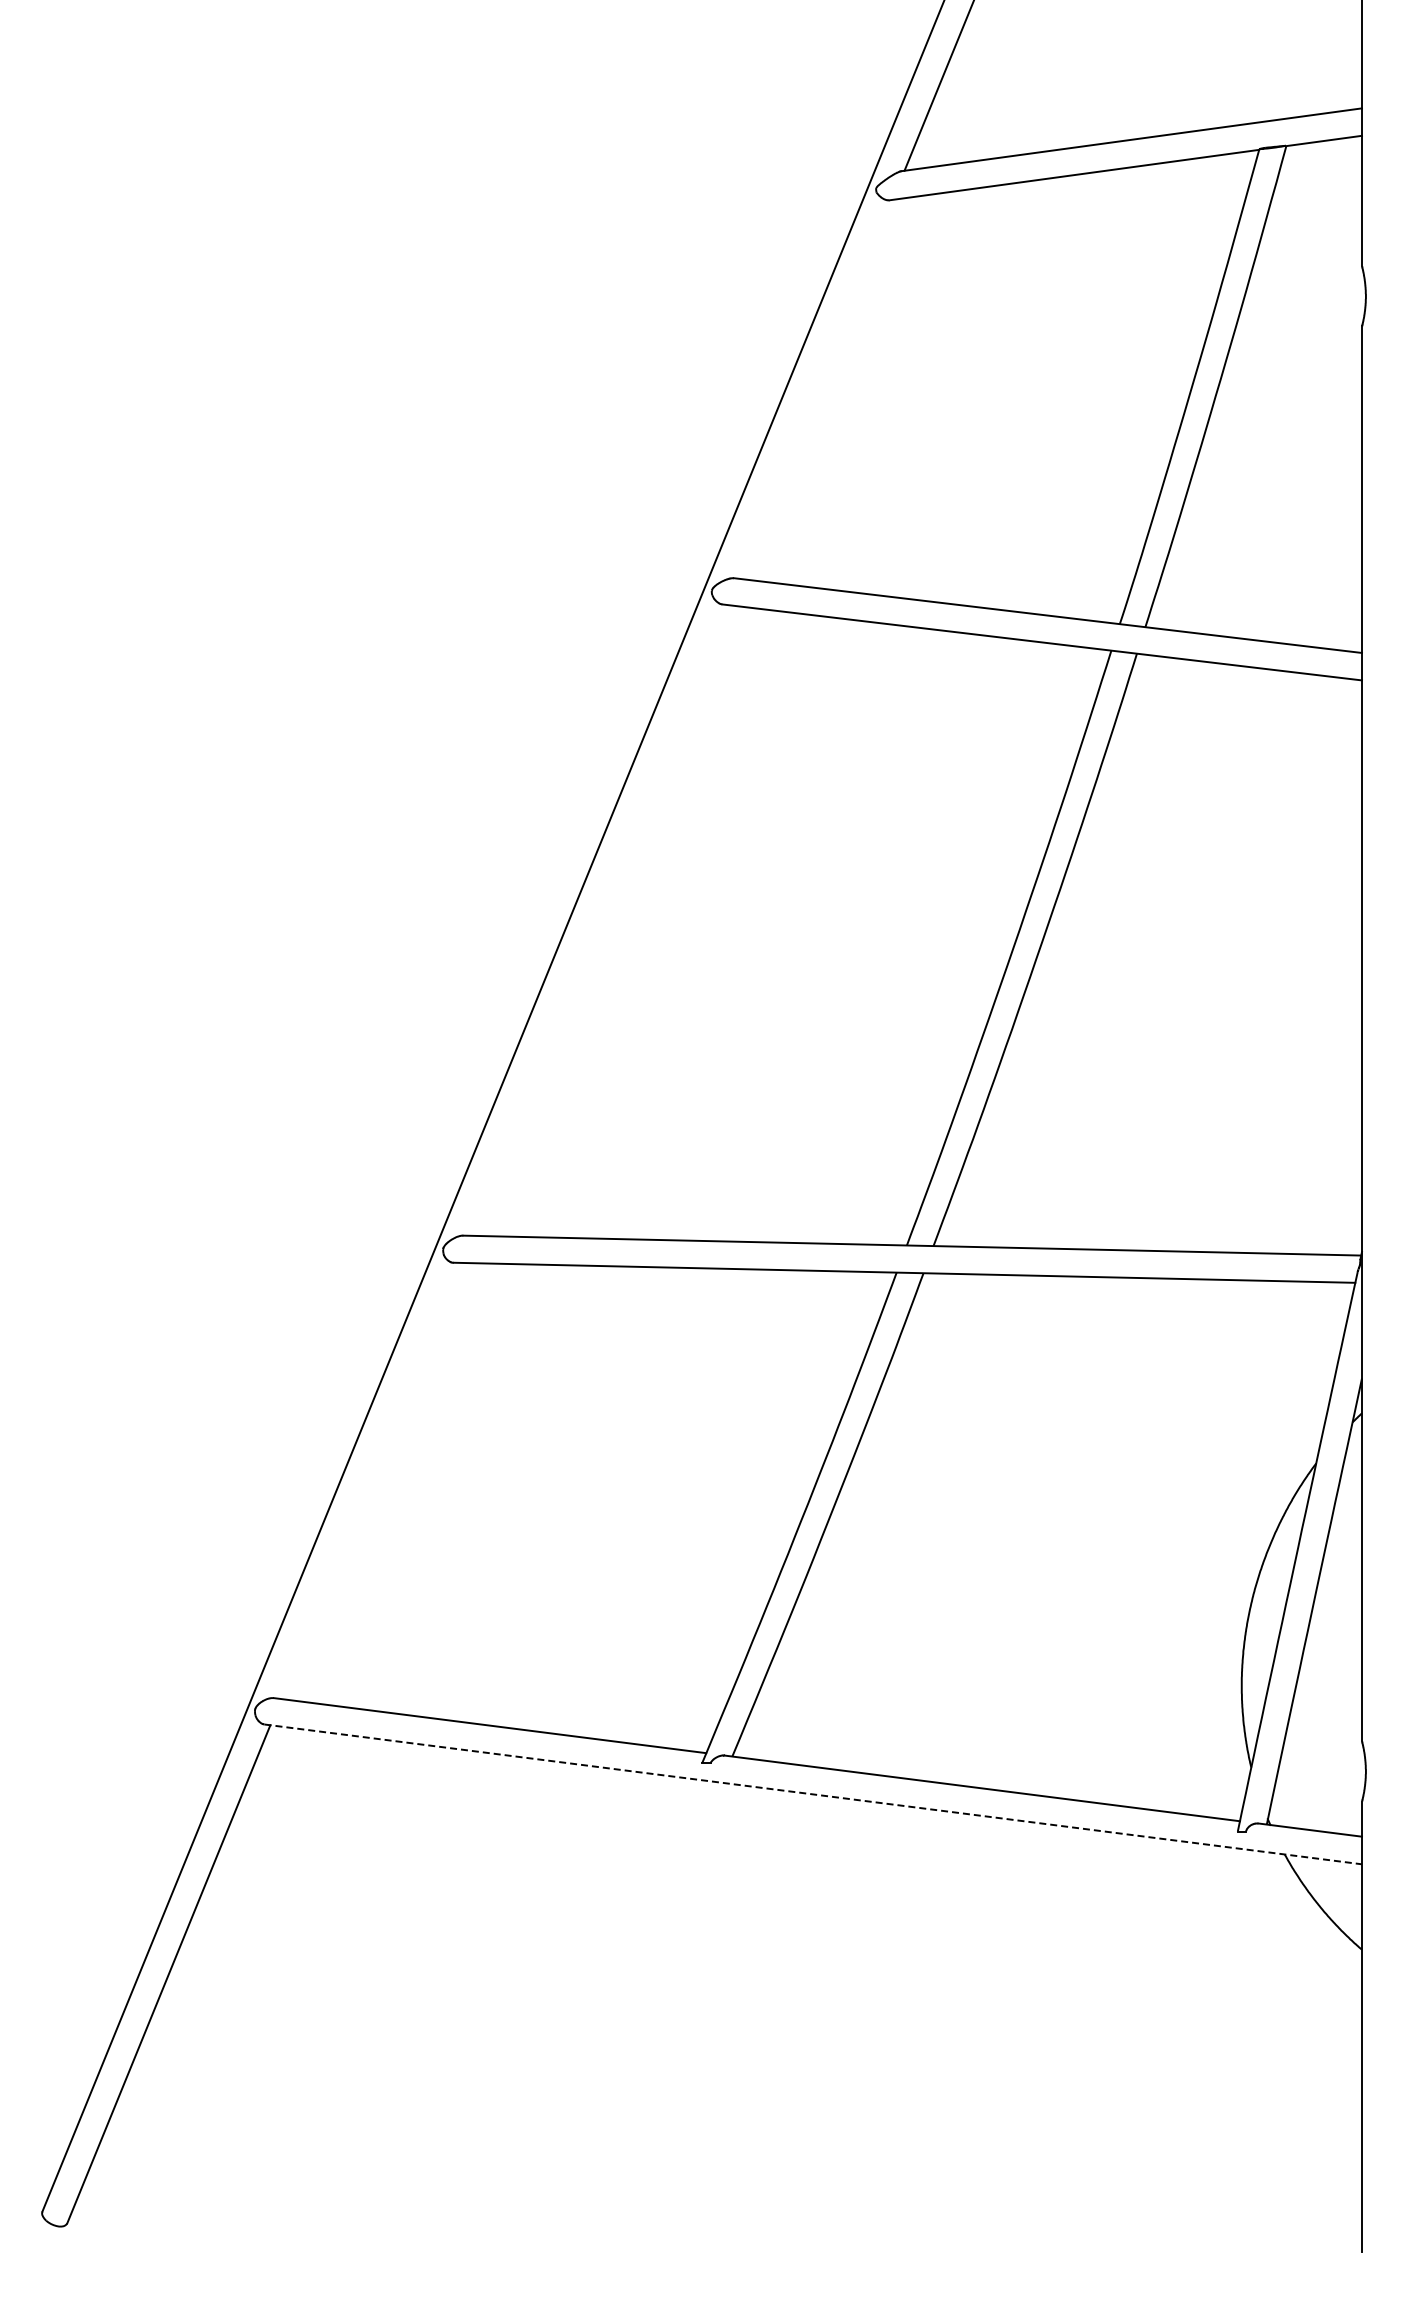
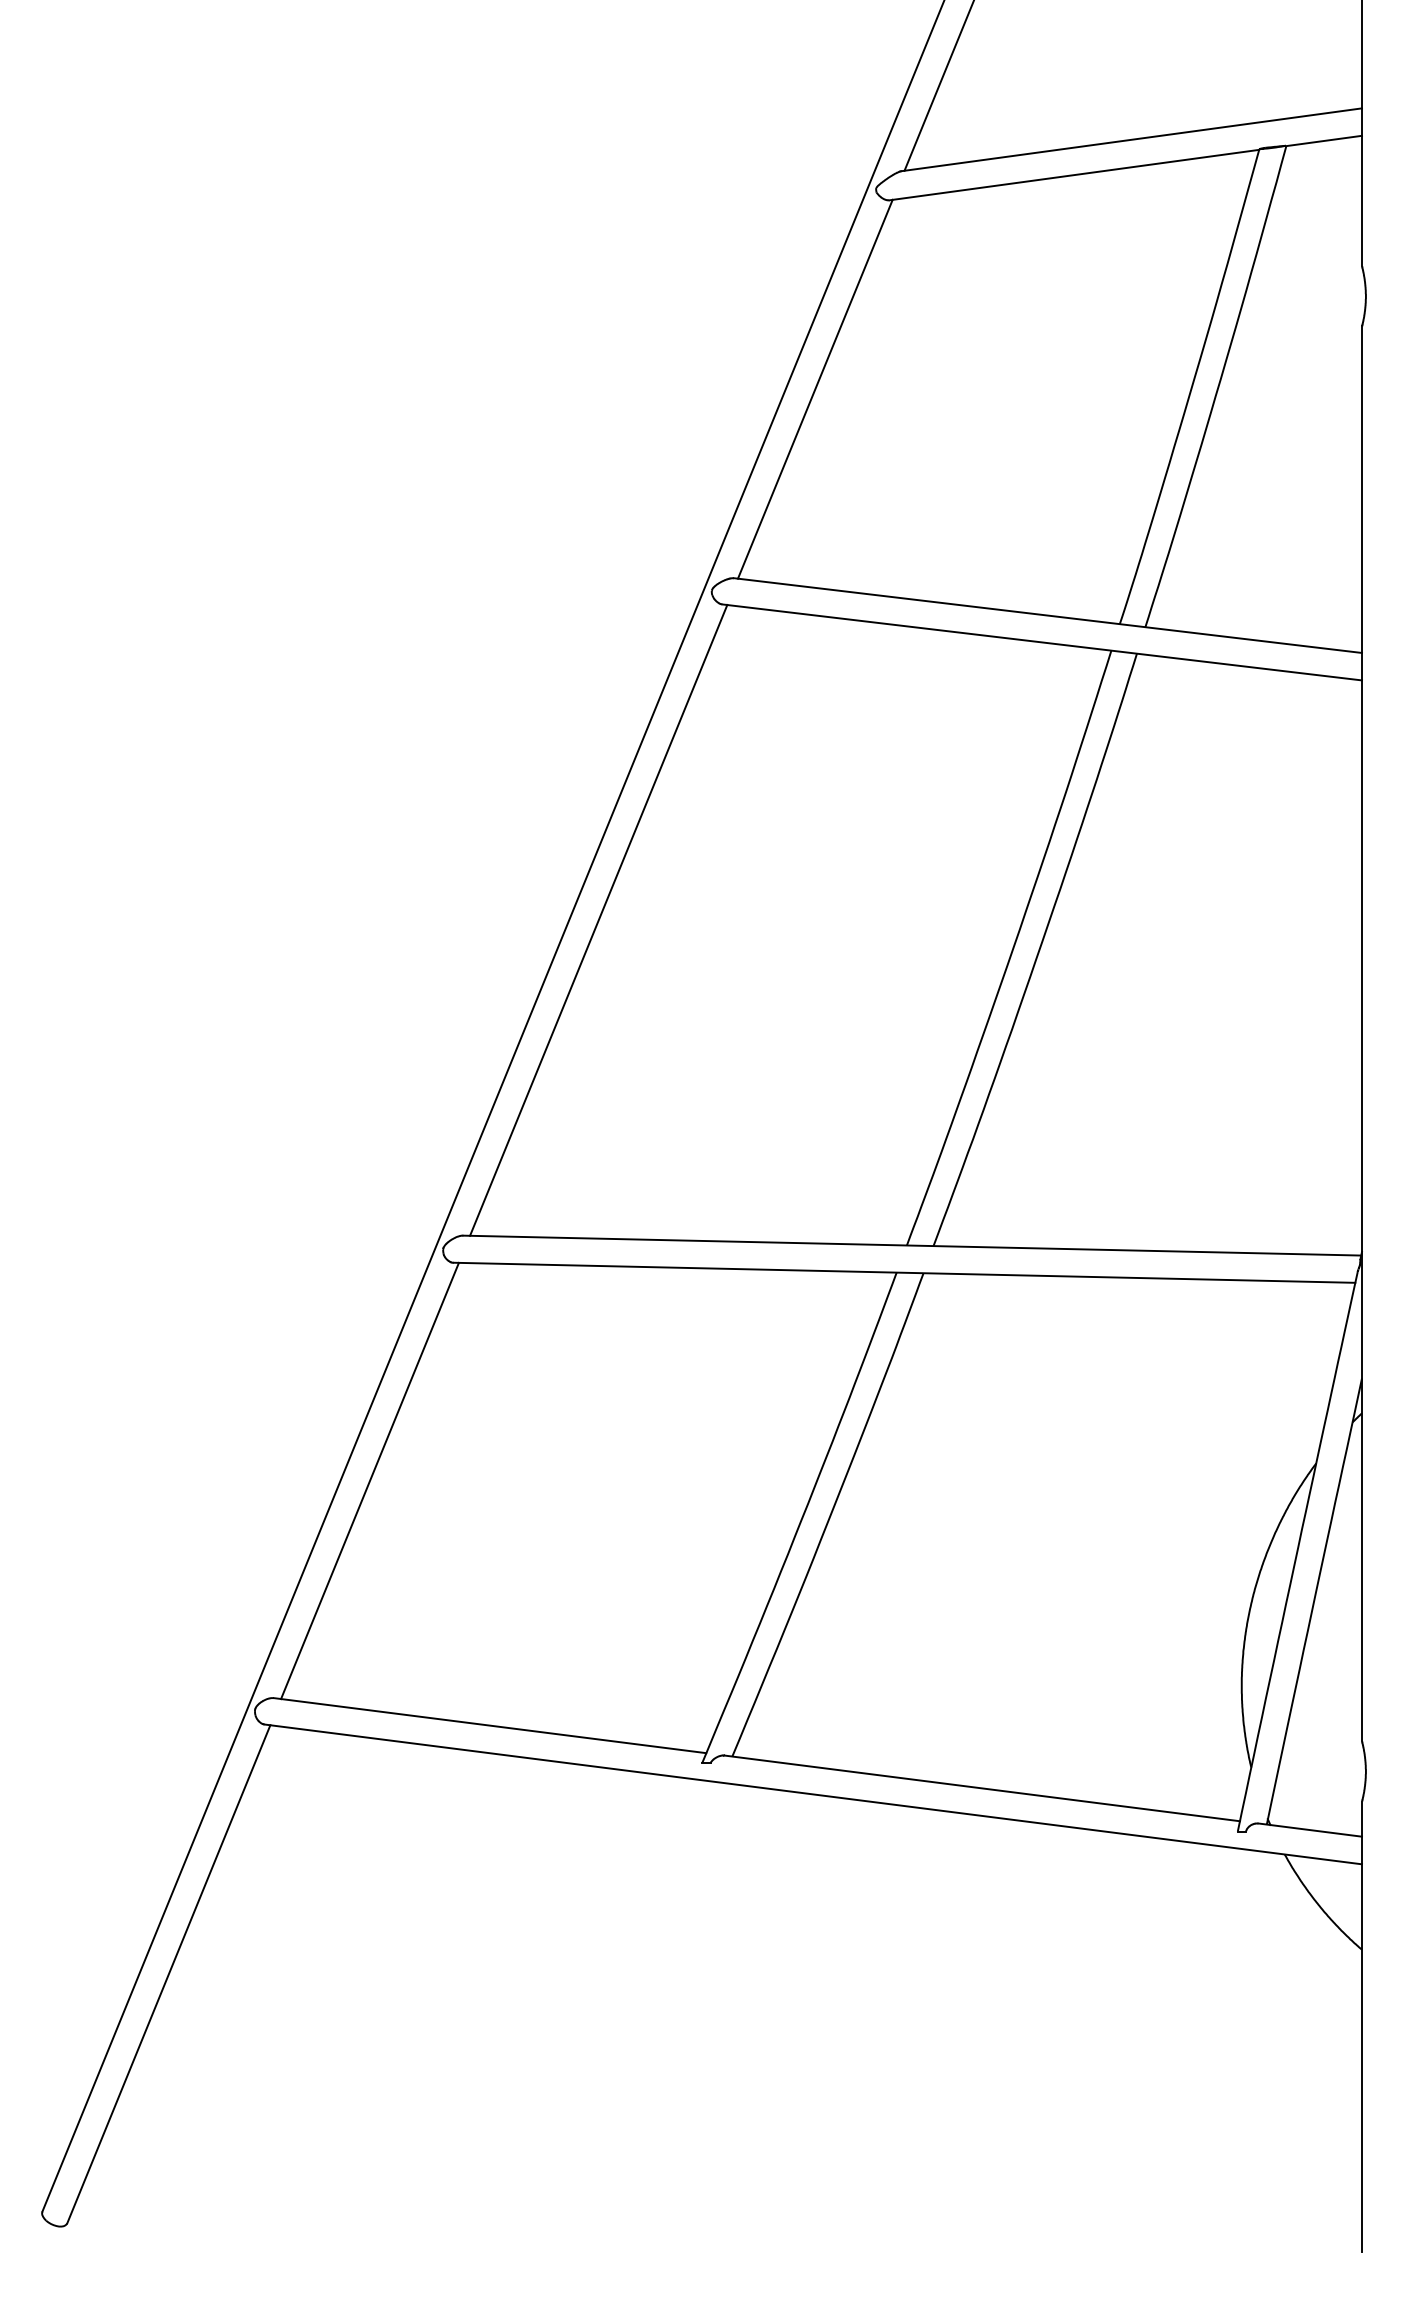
line: none -> present (814, 388)
line: none -> present (598, 919)
line: none -> present (369, 1480)
line: dashed -> solid (813, 1794)
